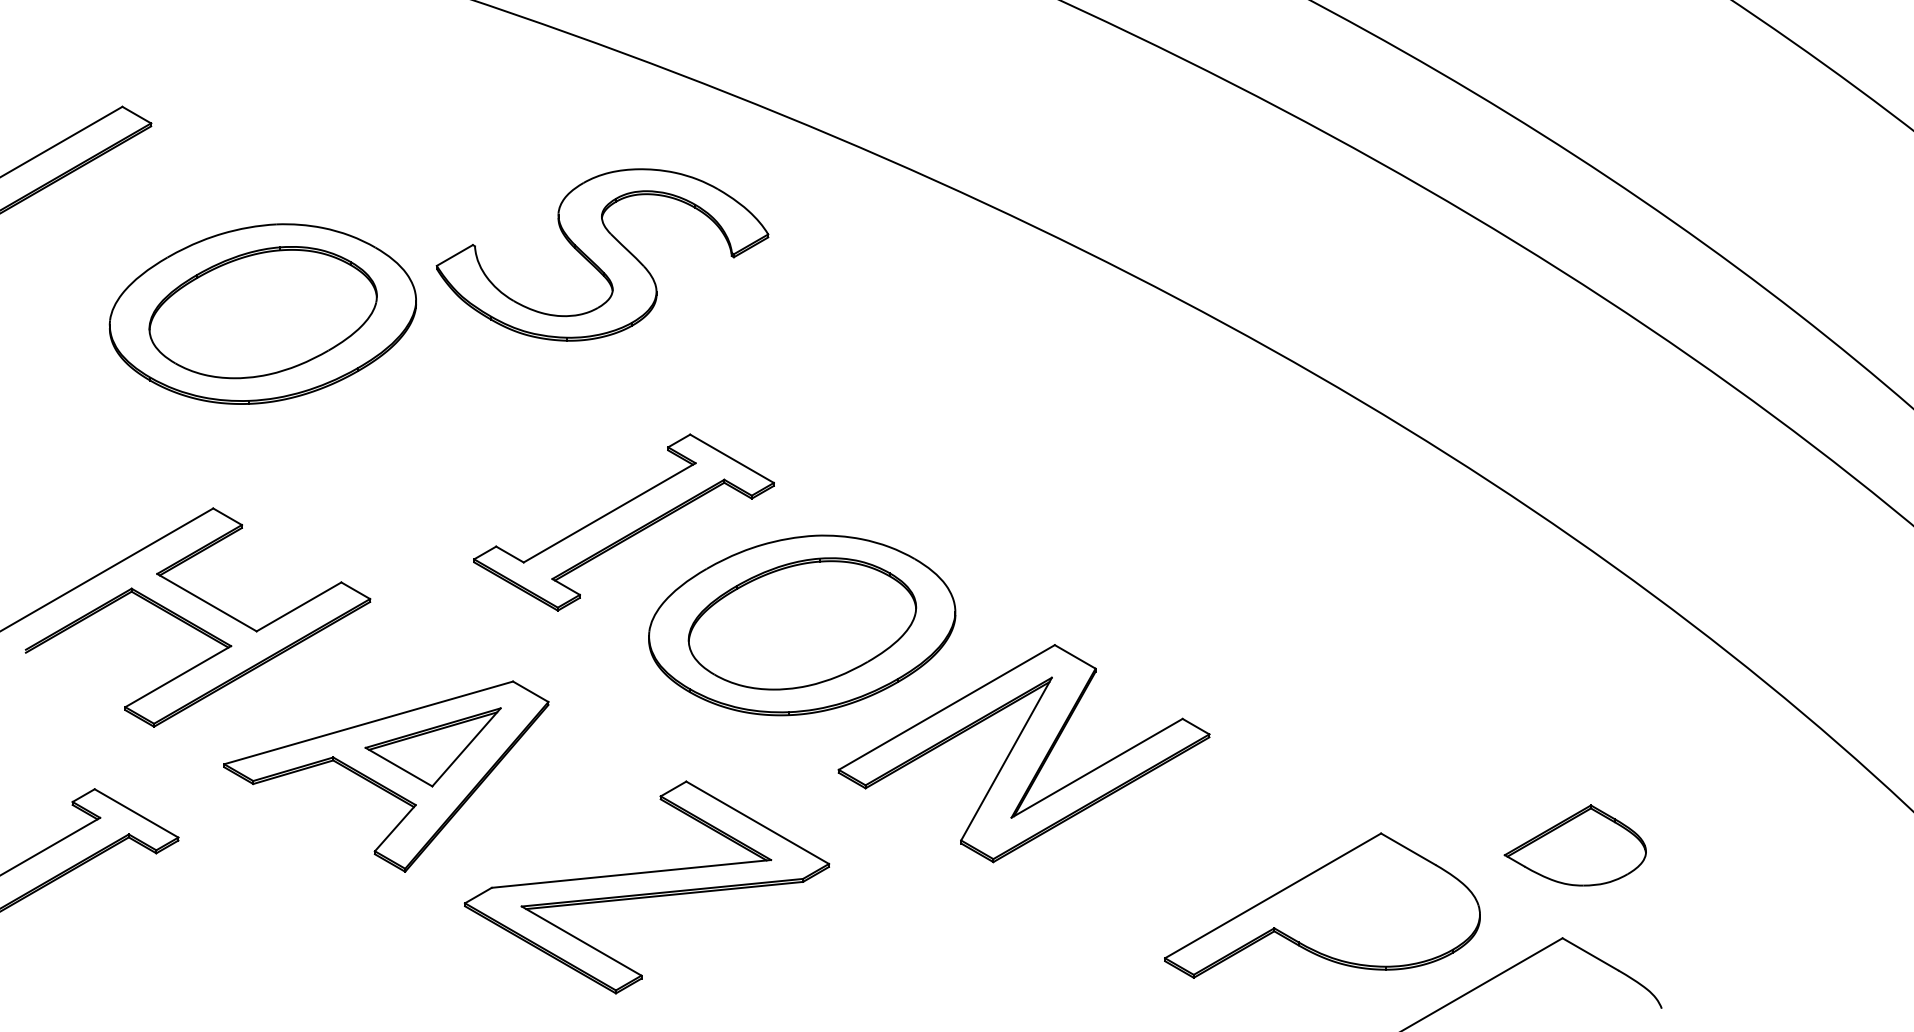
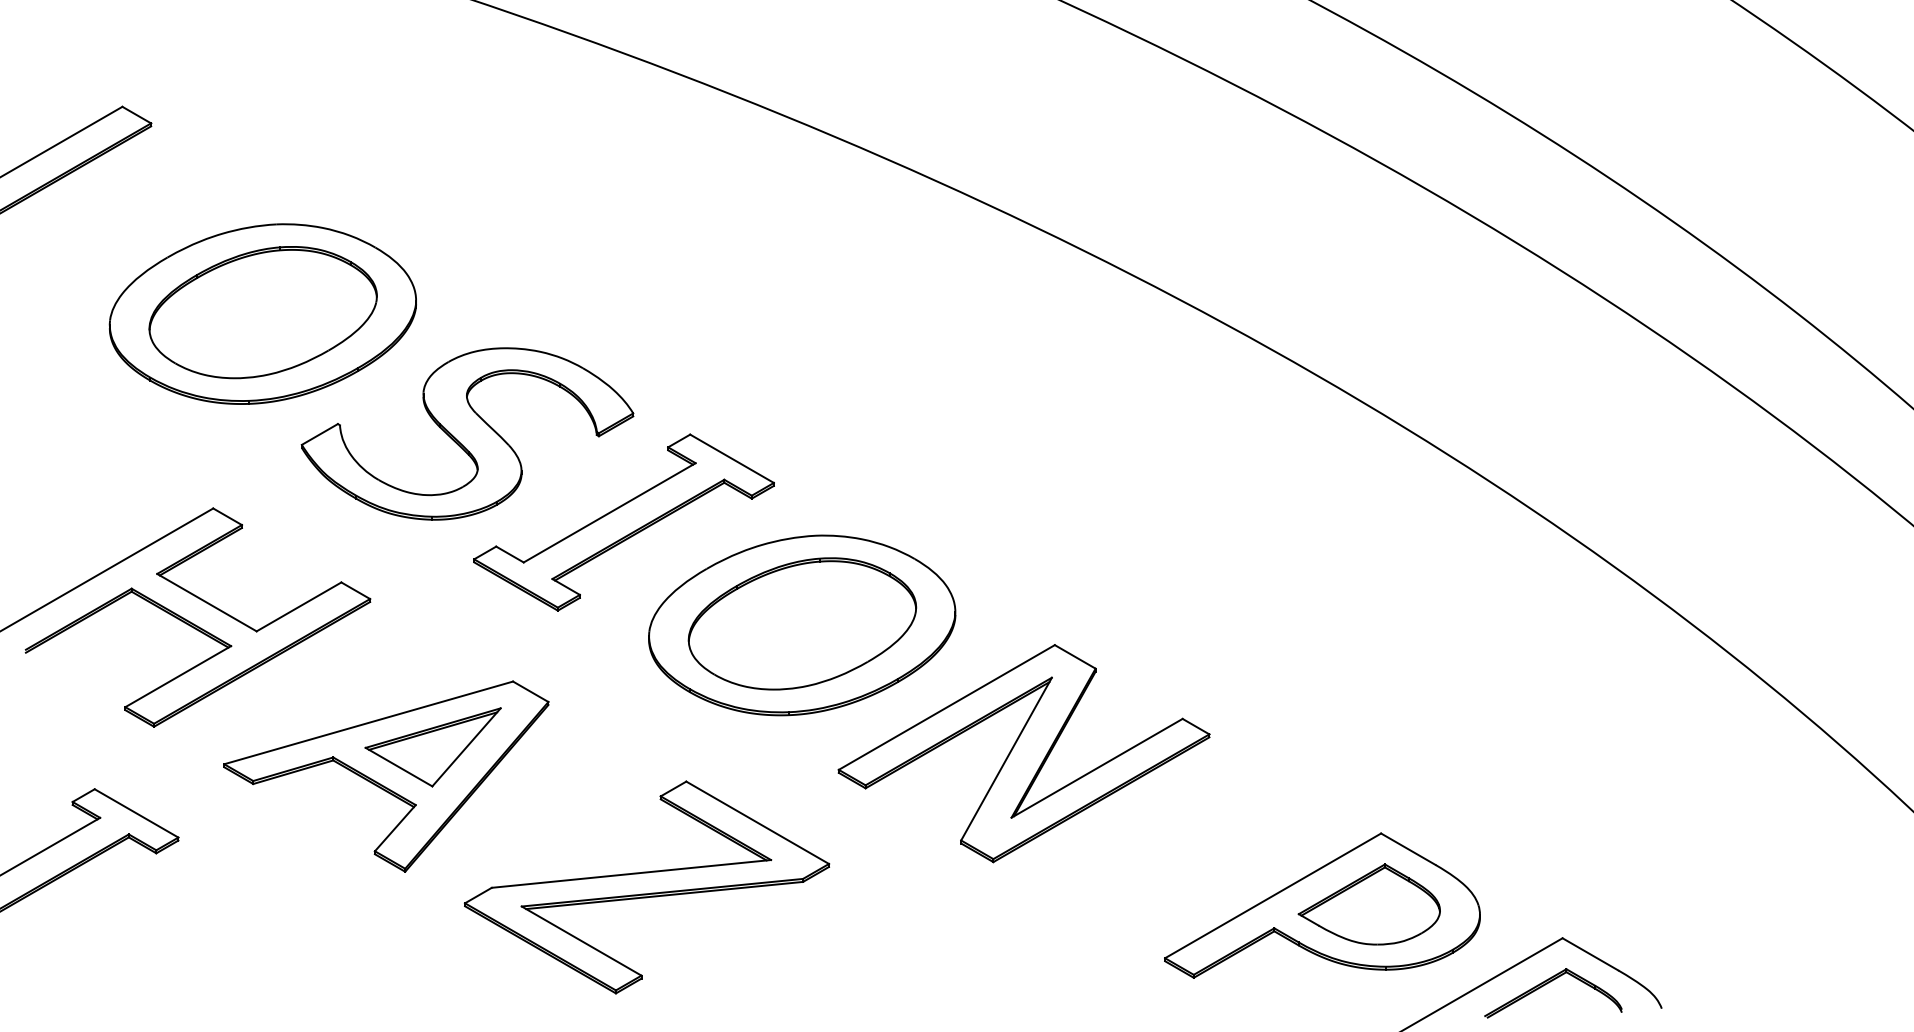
part position: (602, 254) -> (467, 433) (467, 433)
part position: (1574, 845) -> (1368, 904) (1368, 904)
part: none -> present (1547, 984)
